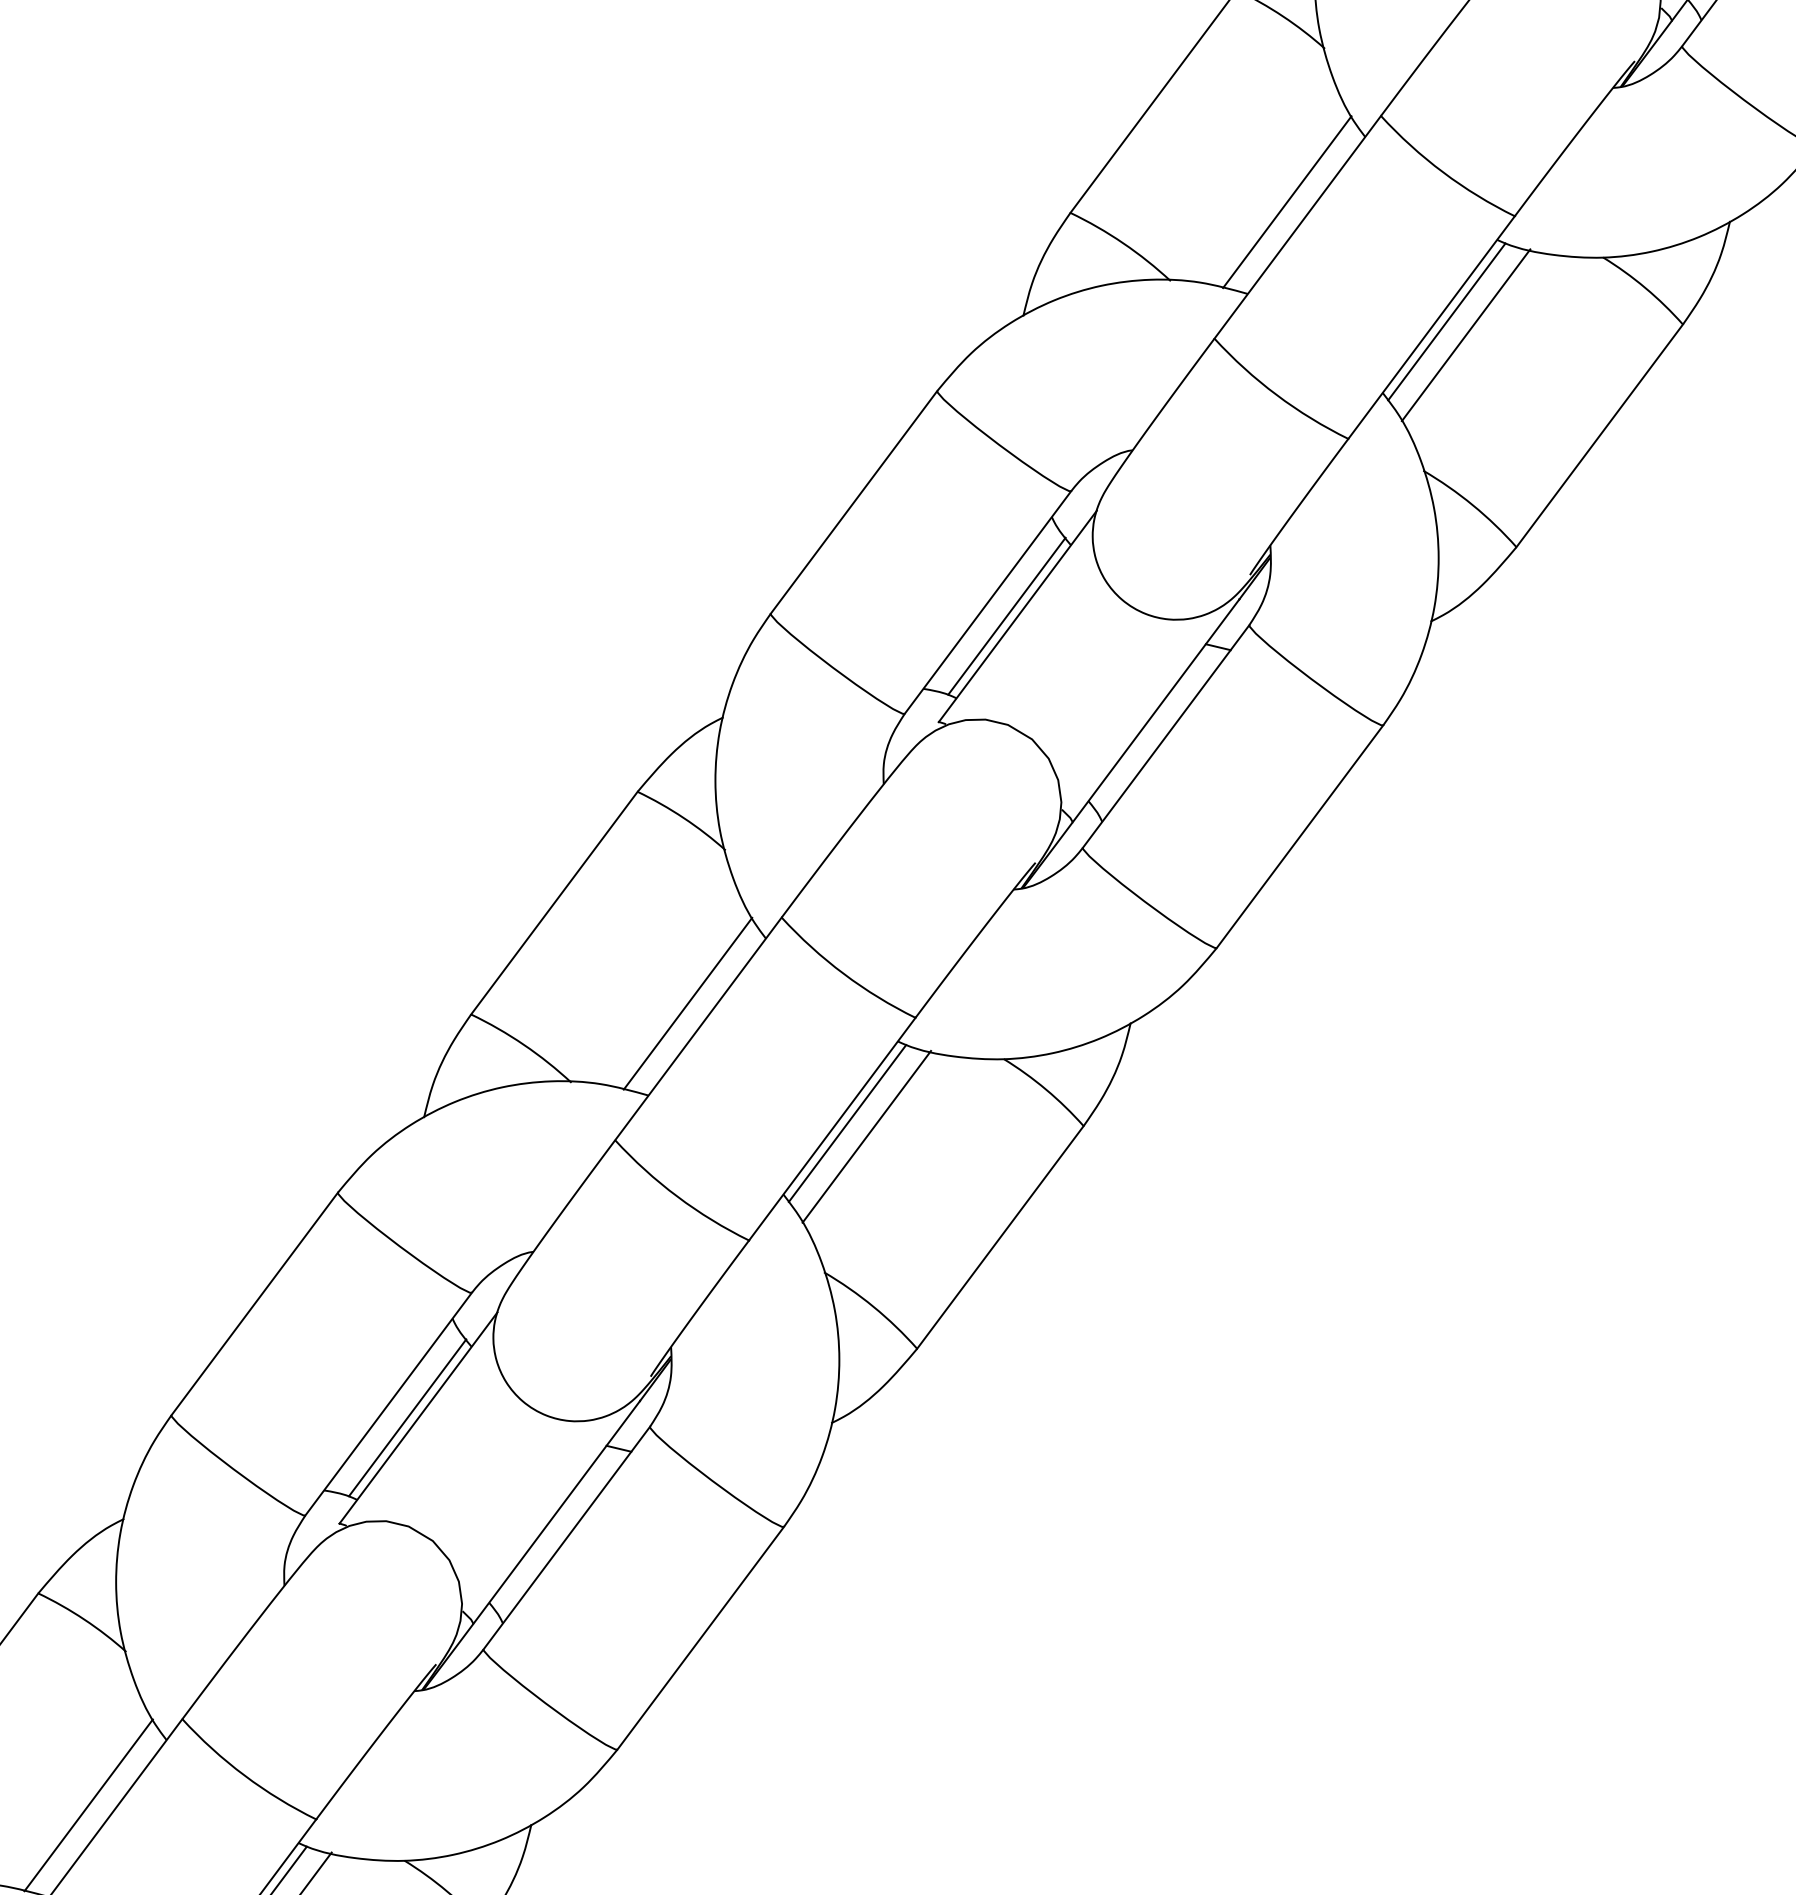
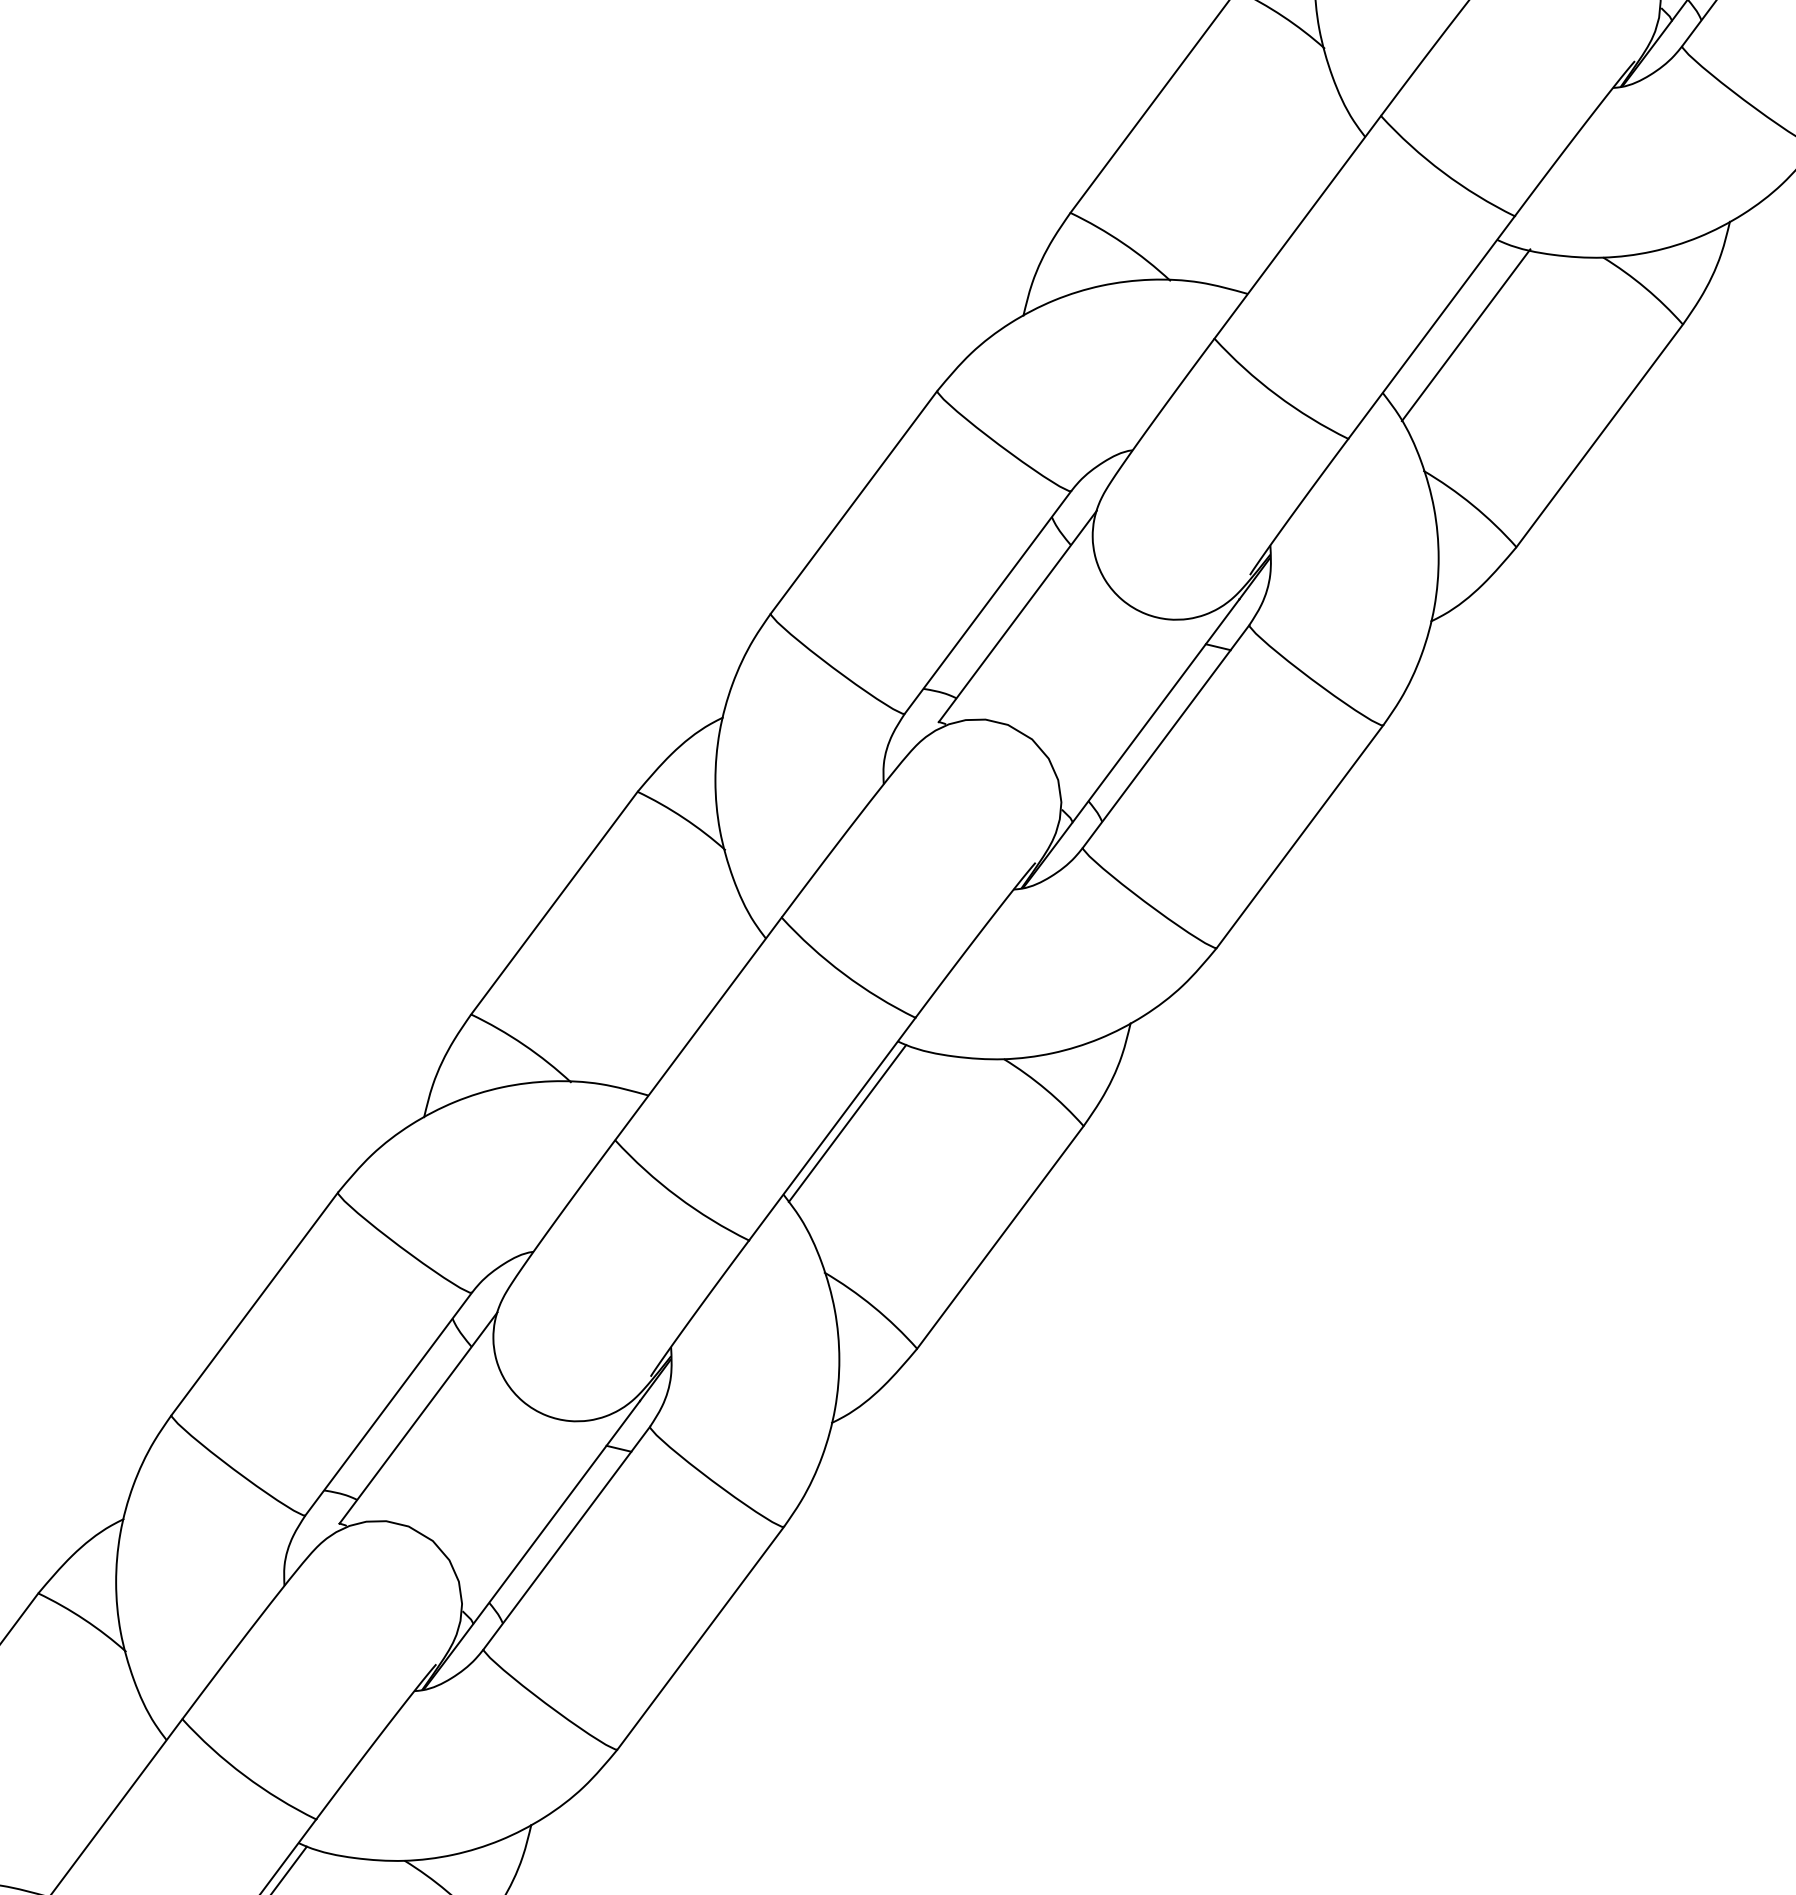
line: present -> none (1287, 202)
line: present -> none (1446, 321)
line: present -> none (1006, 615)
line: present -> none (687, 1003)
line: present -> none (866, 1136)
line: present -> none (407, 1417)
line: present -> none (88, 1805)
line: present -> none (316, 1871)
